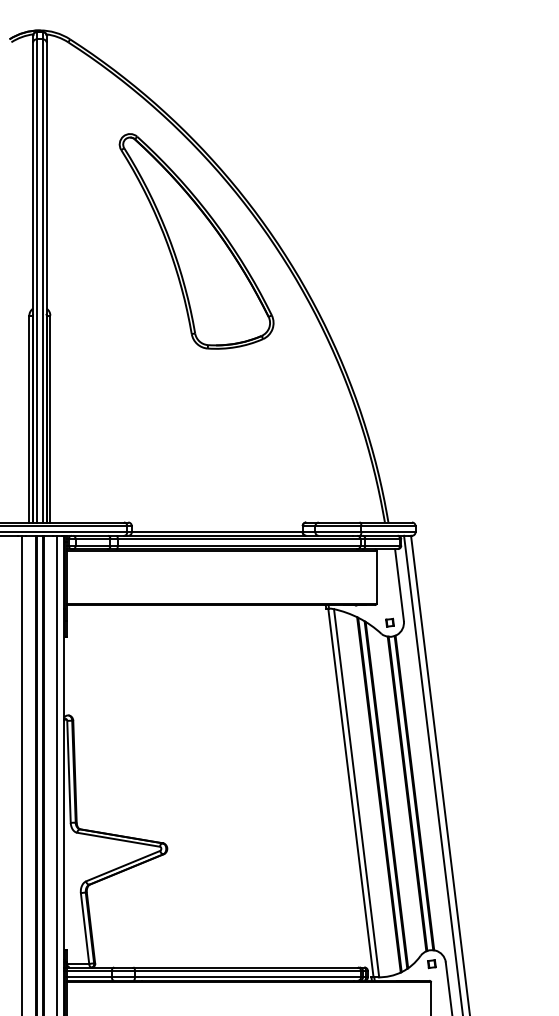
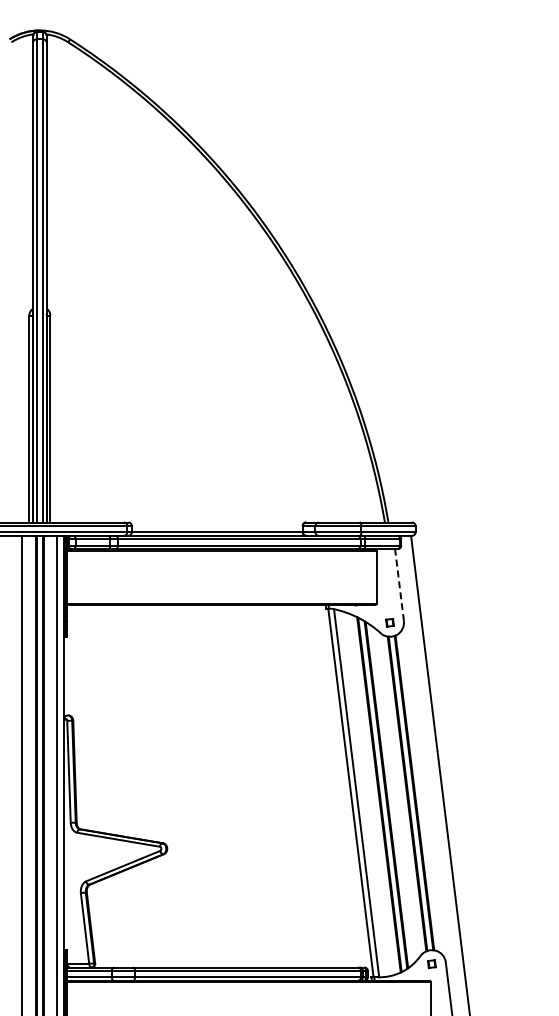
part: present -> none (196, 241)
line: solid -> dashed (399, 584)
line: present -> none (433, 773)
